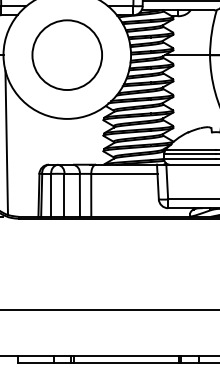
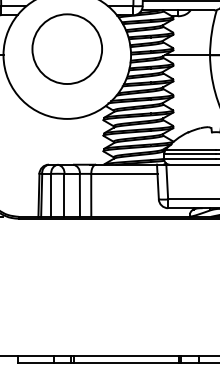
circle position: (66, 54) -> (66, 48) (66, 48)
line: present -> none (6, 142)
line: present -> none (109, 310)
